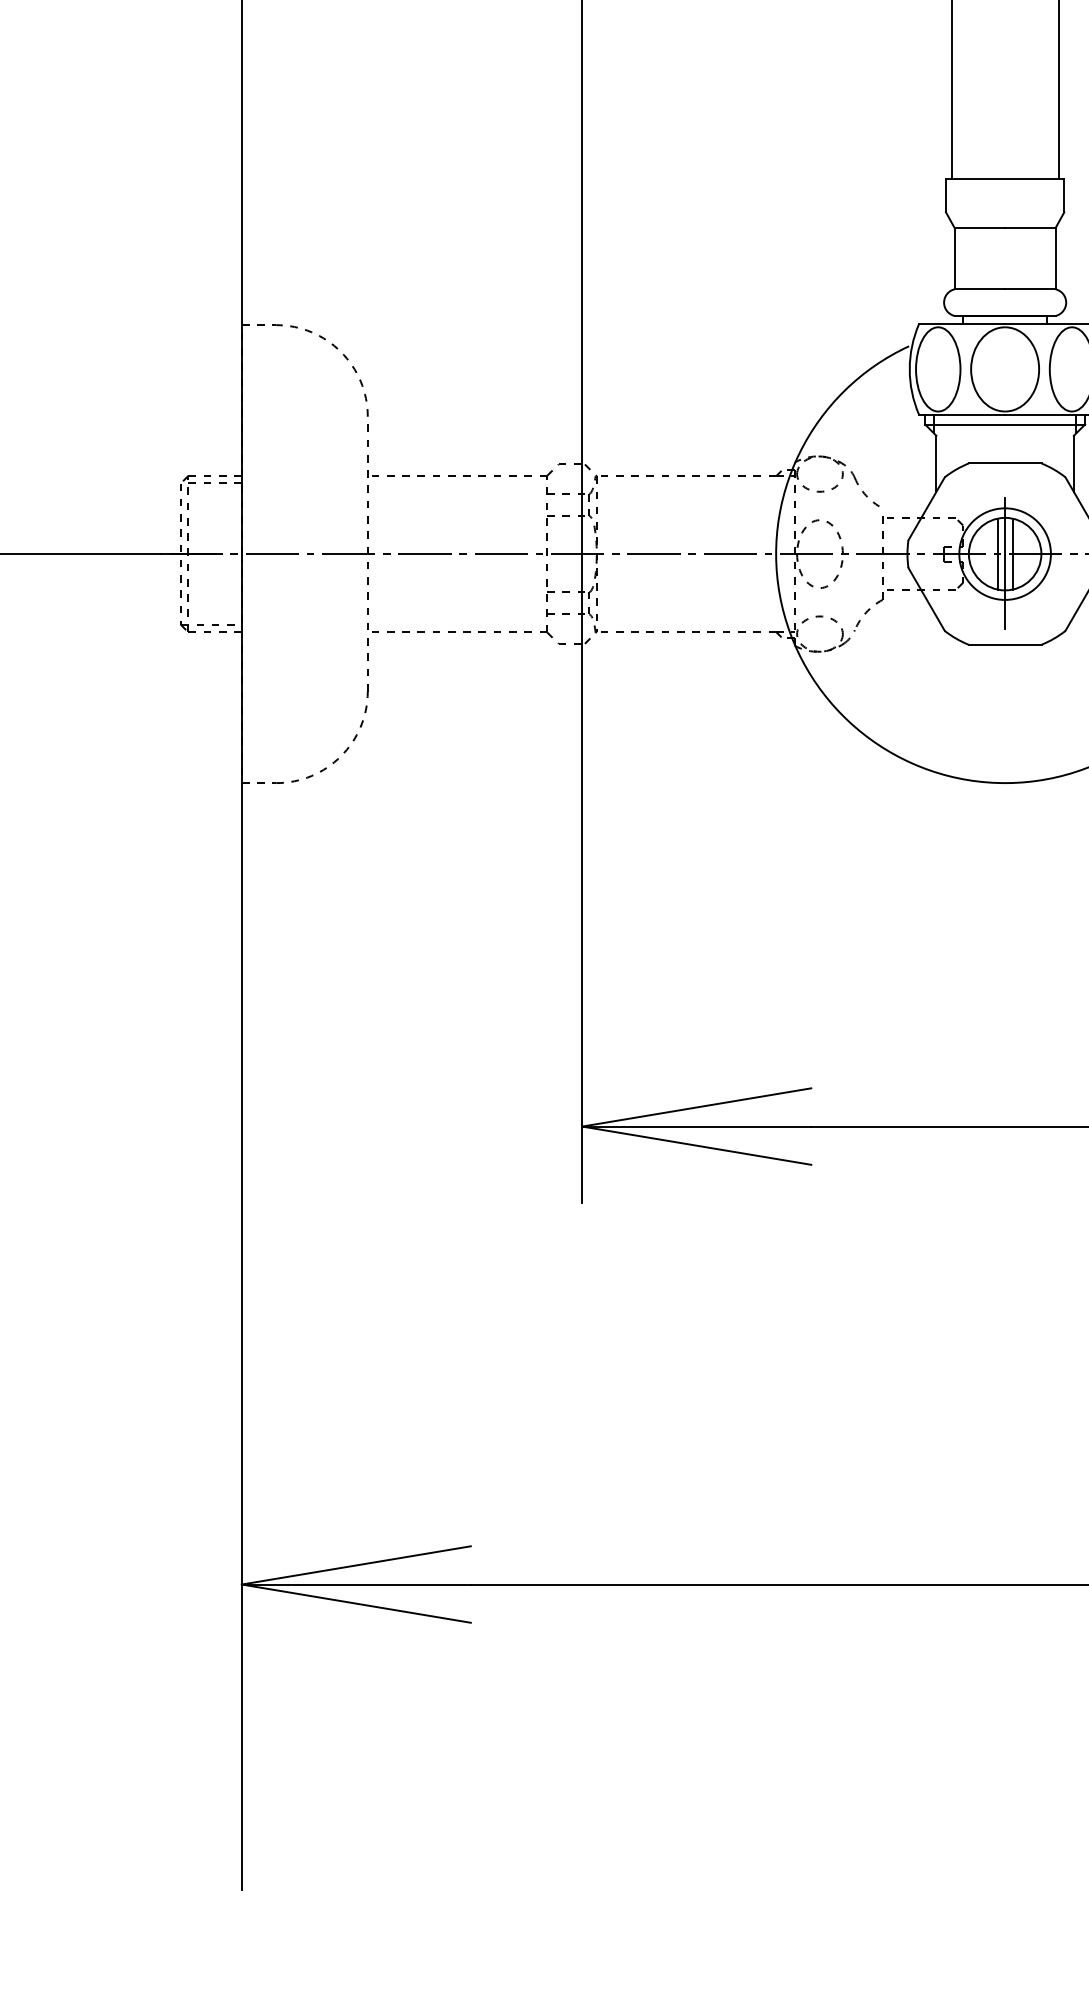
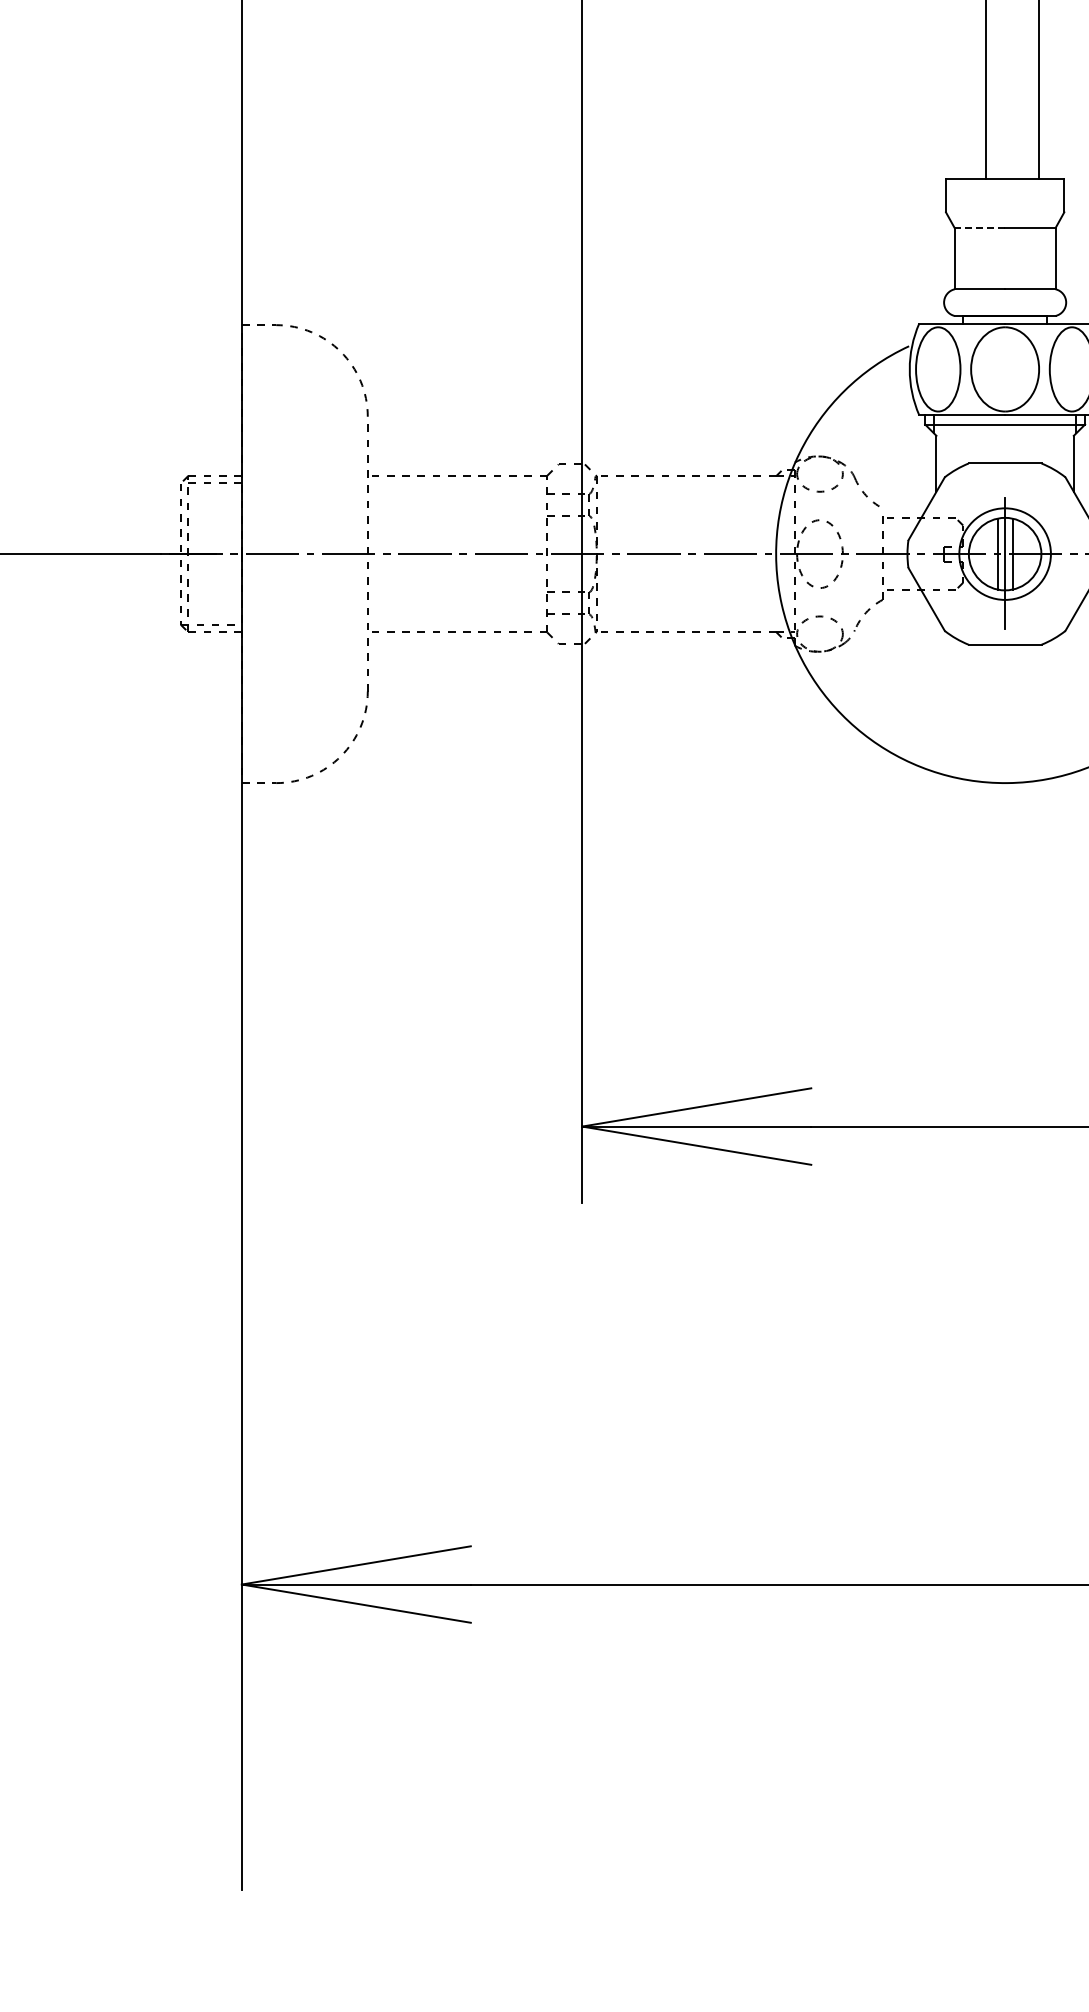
line position: (951, 90) -> (985, 90) (985, 90)
line position: (1058, 90) -> (1038, 90) (1038, 90)
line: solid -> dashed (979, 228)
